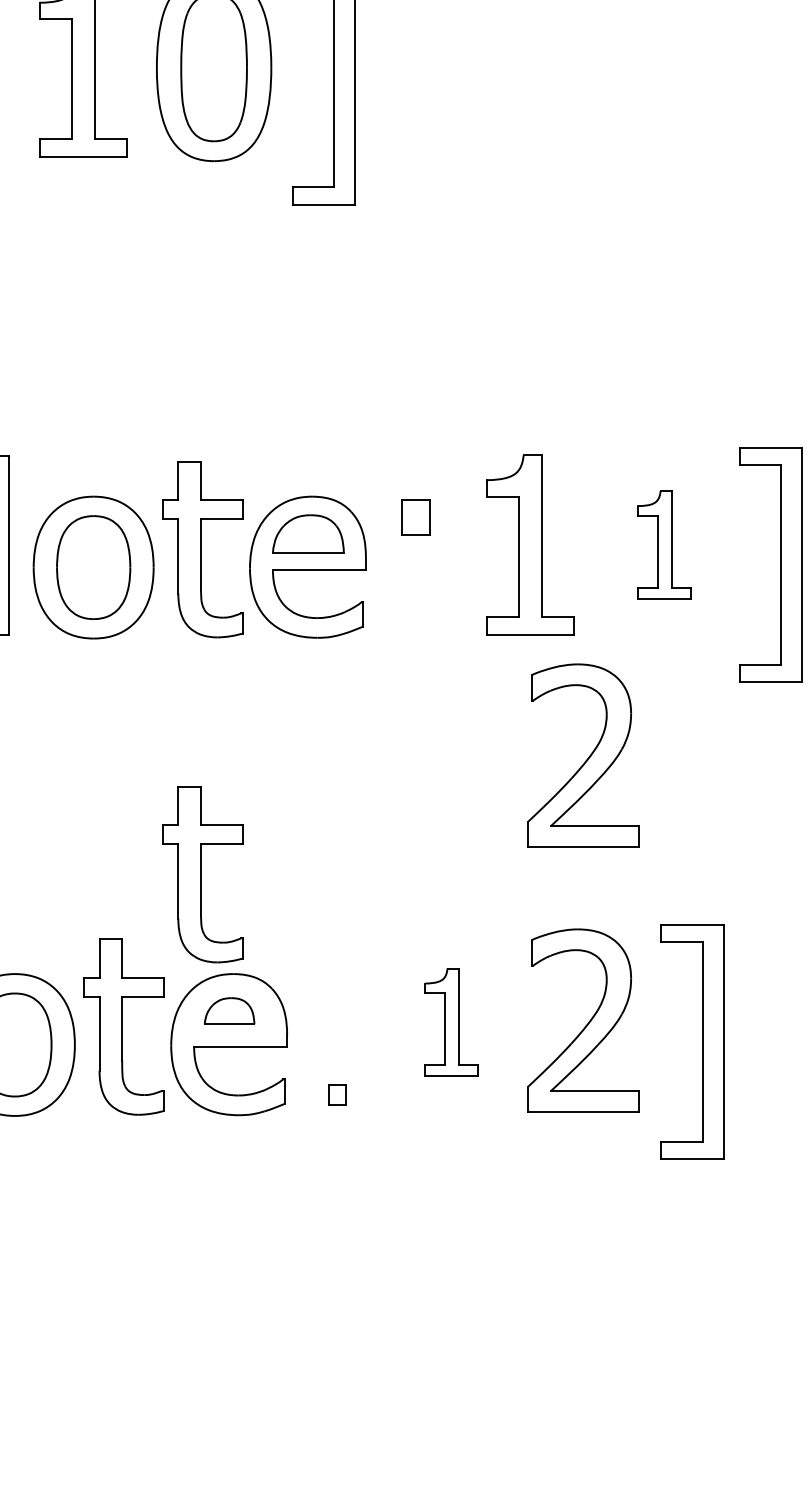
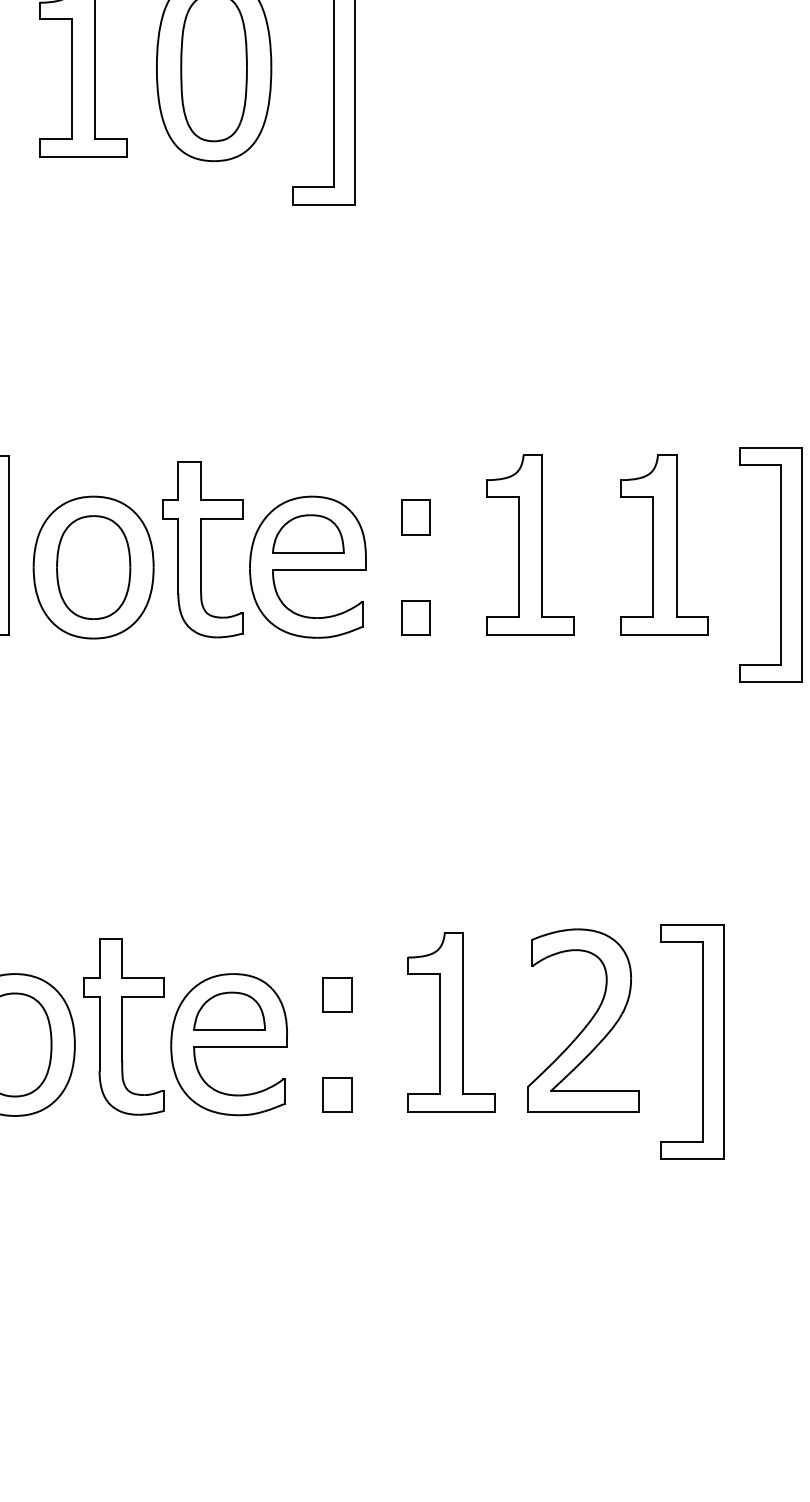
part size: 55x110 px -> 89x182 px (664, 544)
part: none -> present (415, 617)
part: present -> none (583, 755)
part: present -> none (202, 874)
part: none -> present (337, 994)
part size: 52x28 px -> 73x40 px (229, 1010)
part size: 55x109 px -> 89x181 px (451, 1022)
part size: 19x22 px -> 31x36 px (337, 1094)
